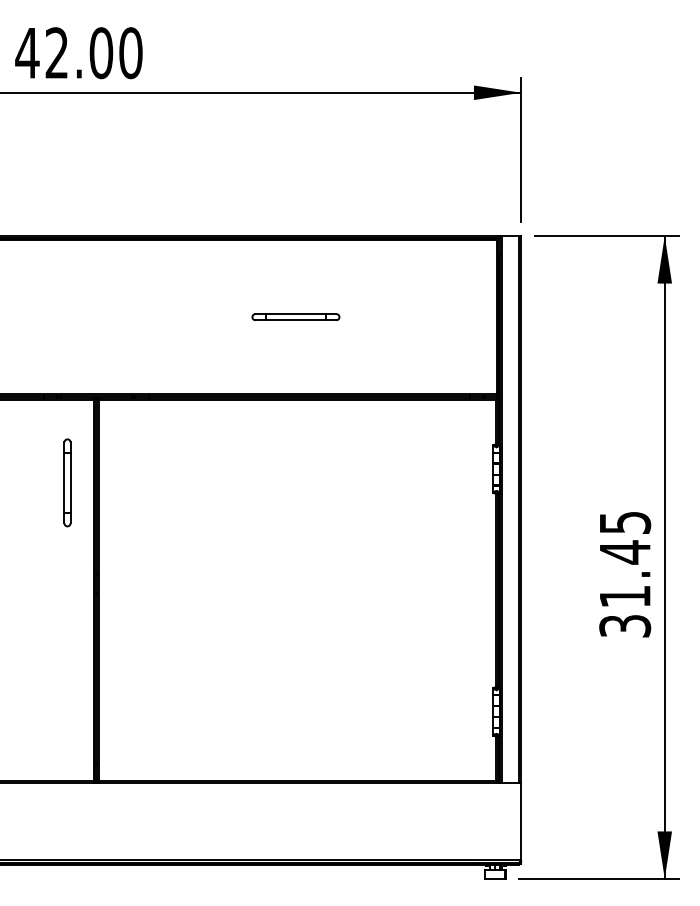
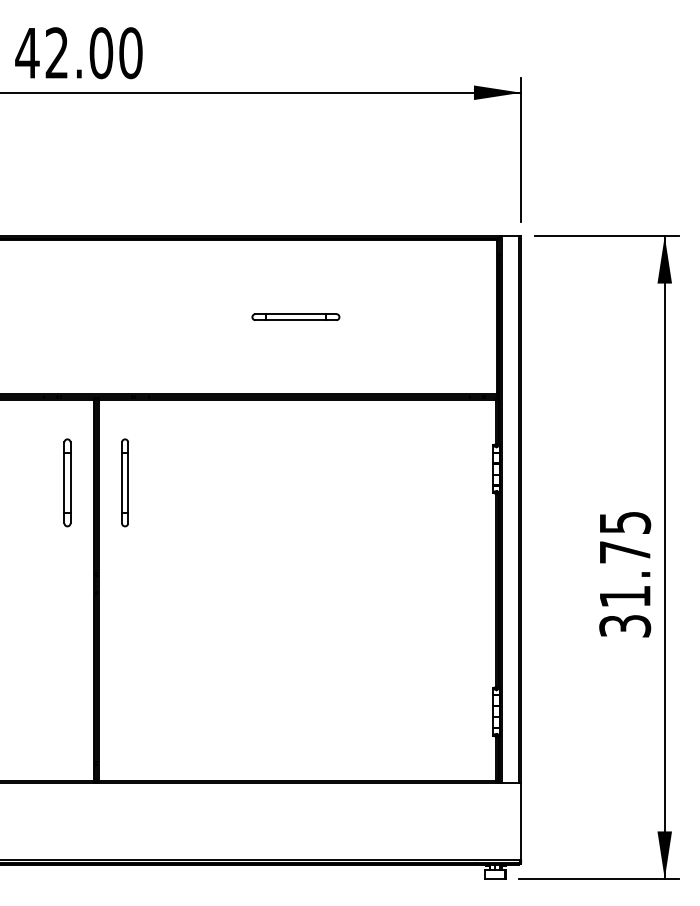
part: none -> present (124, 482)
text: 31.45 -> 31.75 (625, 552)
